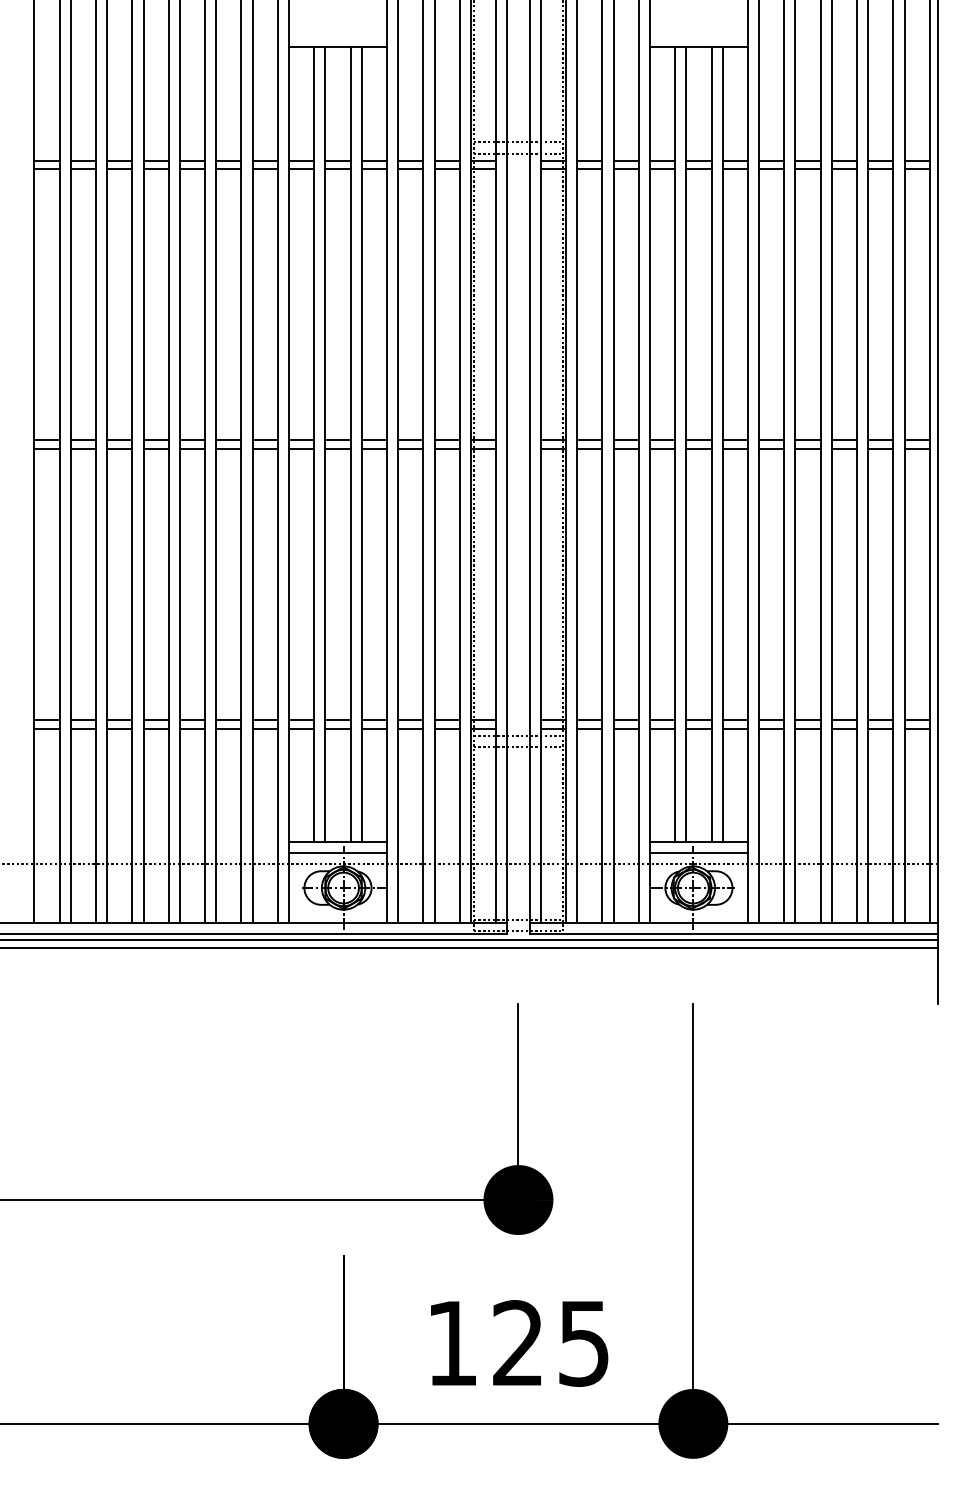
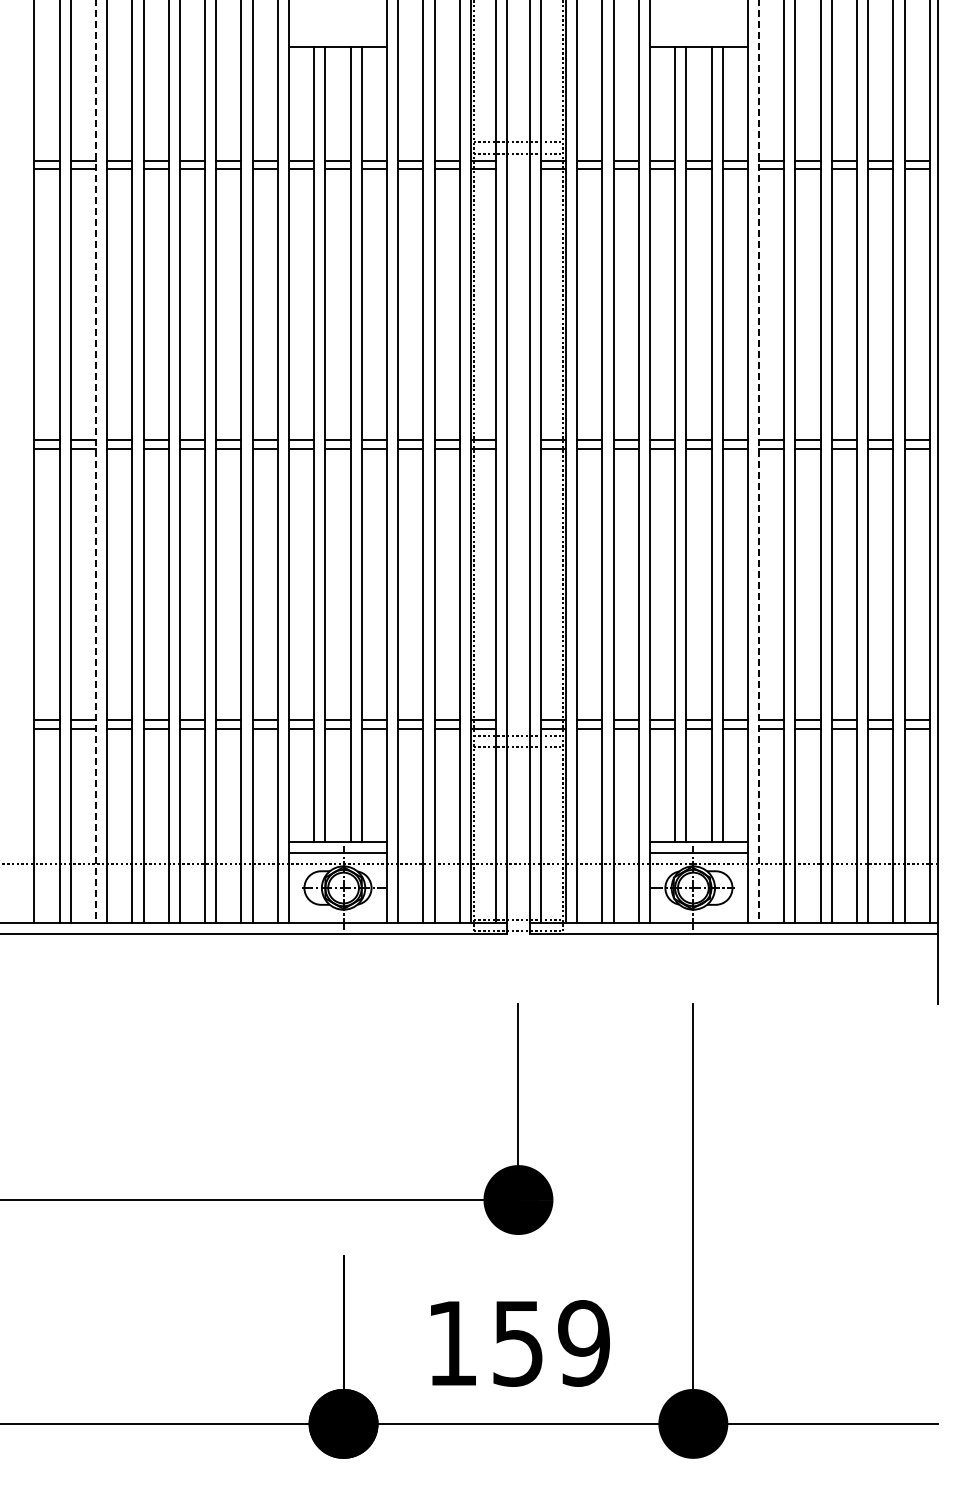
line: solid -> dashed (95, 462)
line: solid -> dashed (759, 462)
line: present -> none (470, 939)
line: present -> none (470, 948)
text: 125 -> 159 (551, 1343)
